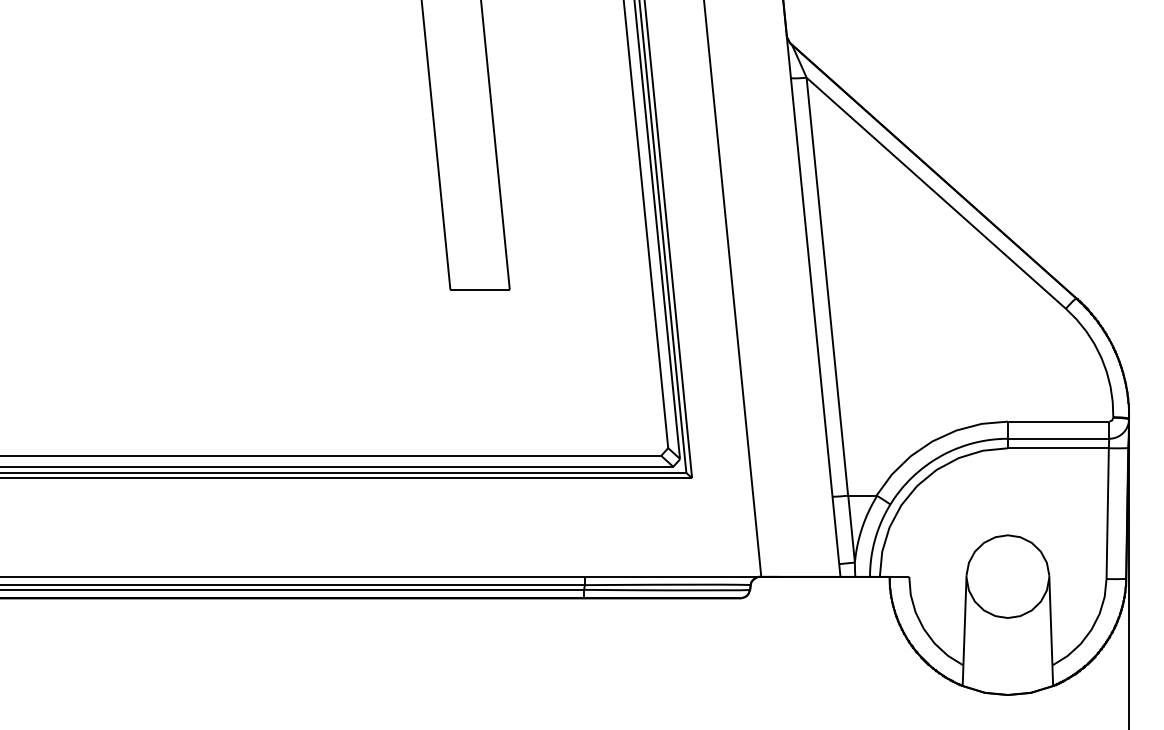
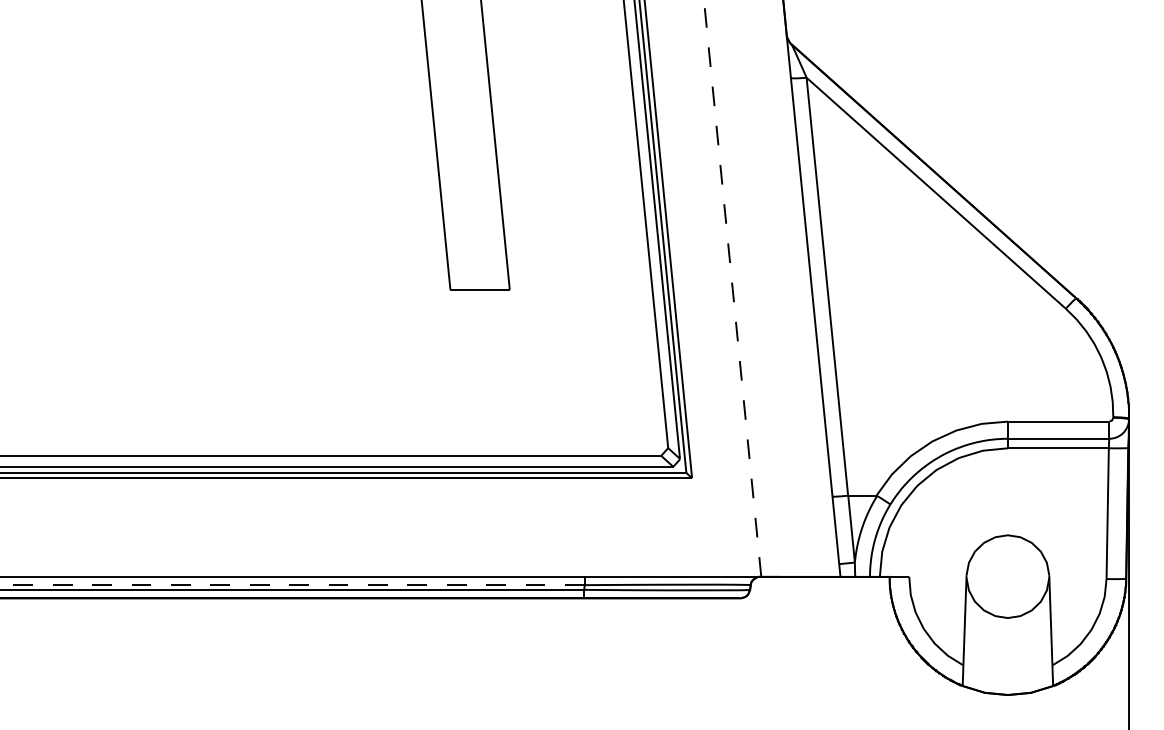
line: solid -> dashed (732, 288)
line: solid -> dashed (292, 585)
